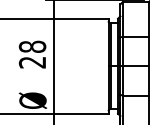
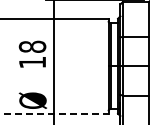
text: 28 -> 18 (31, 62)
line: solid -> dashed (54, 113)
